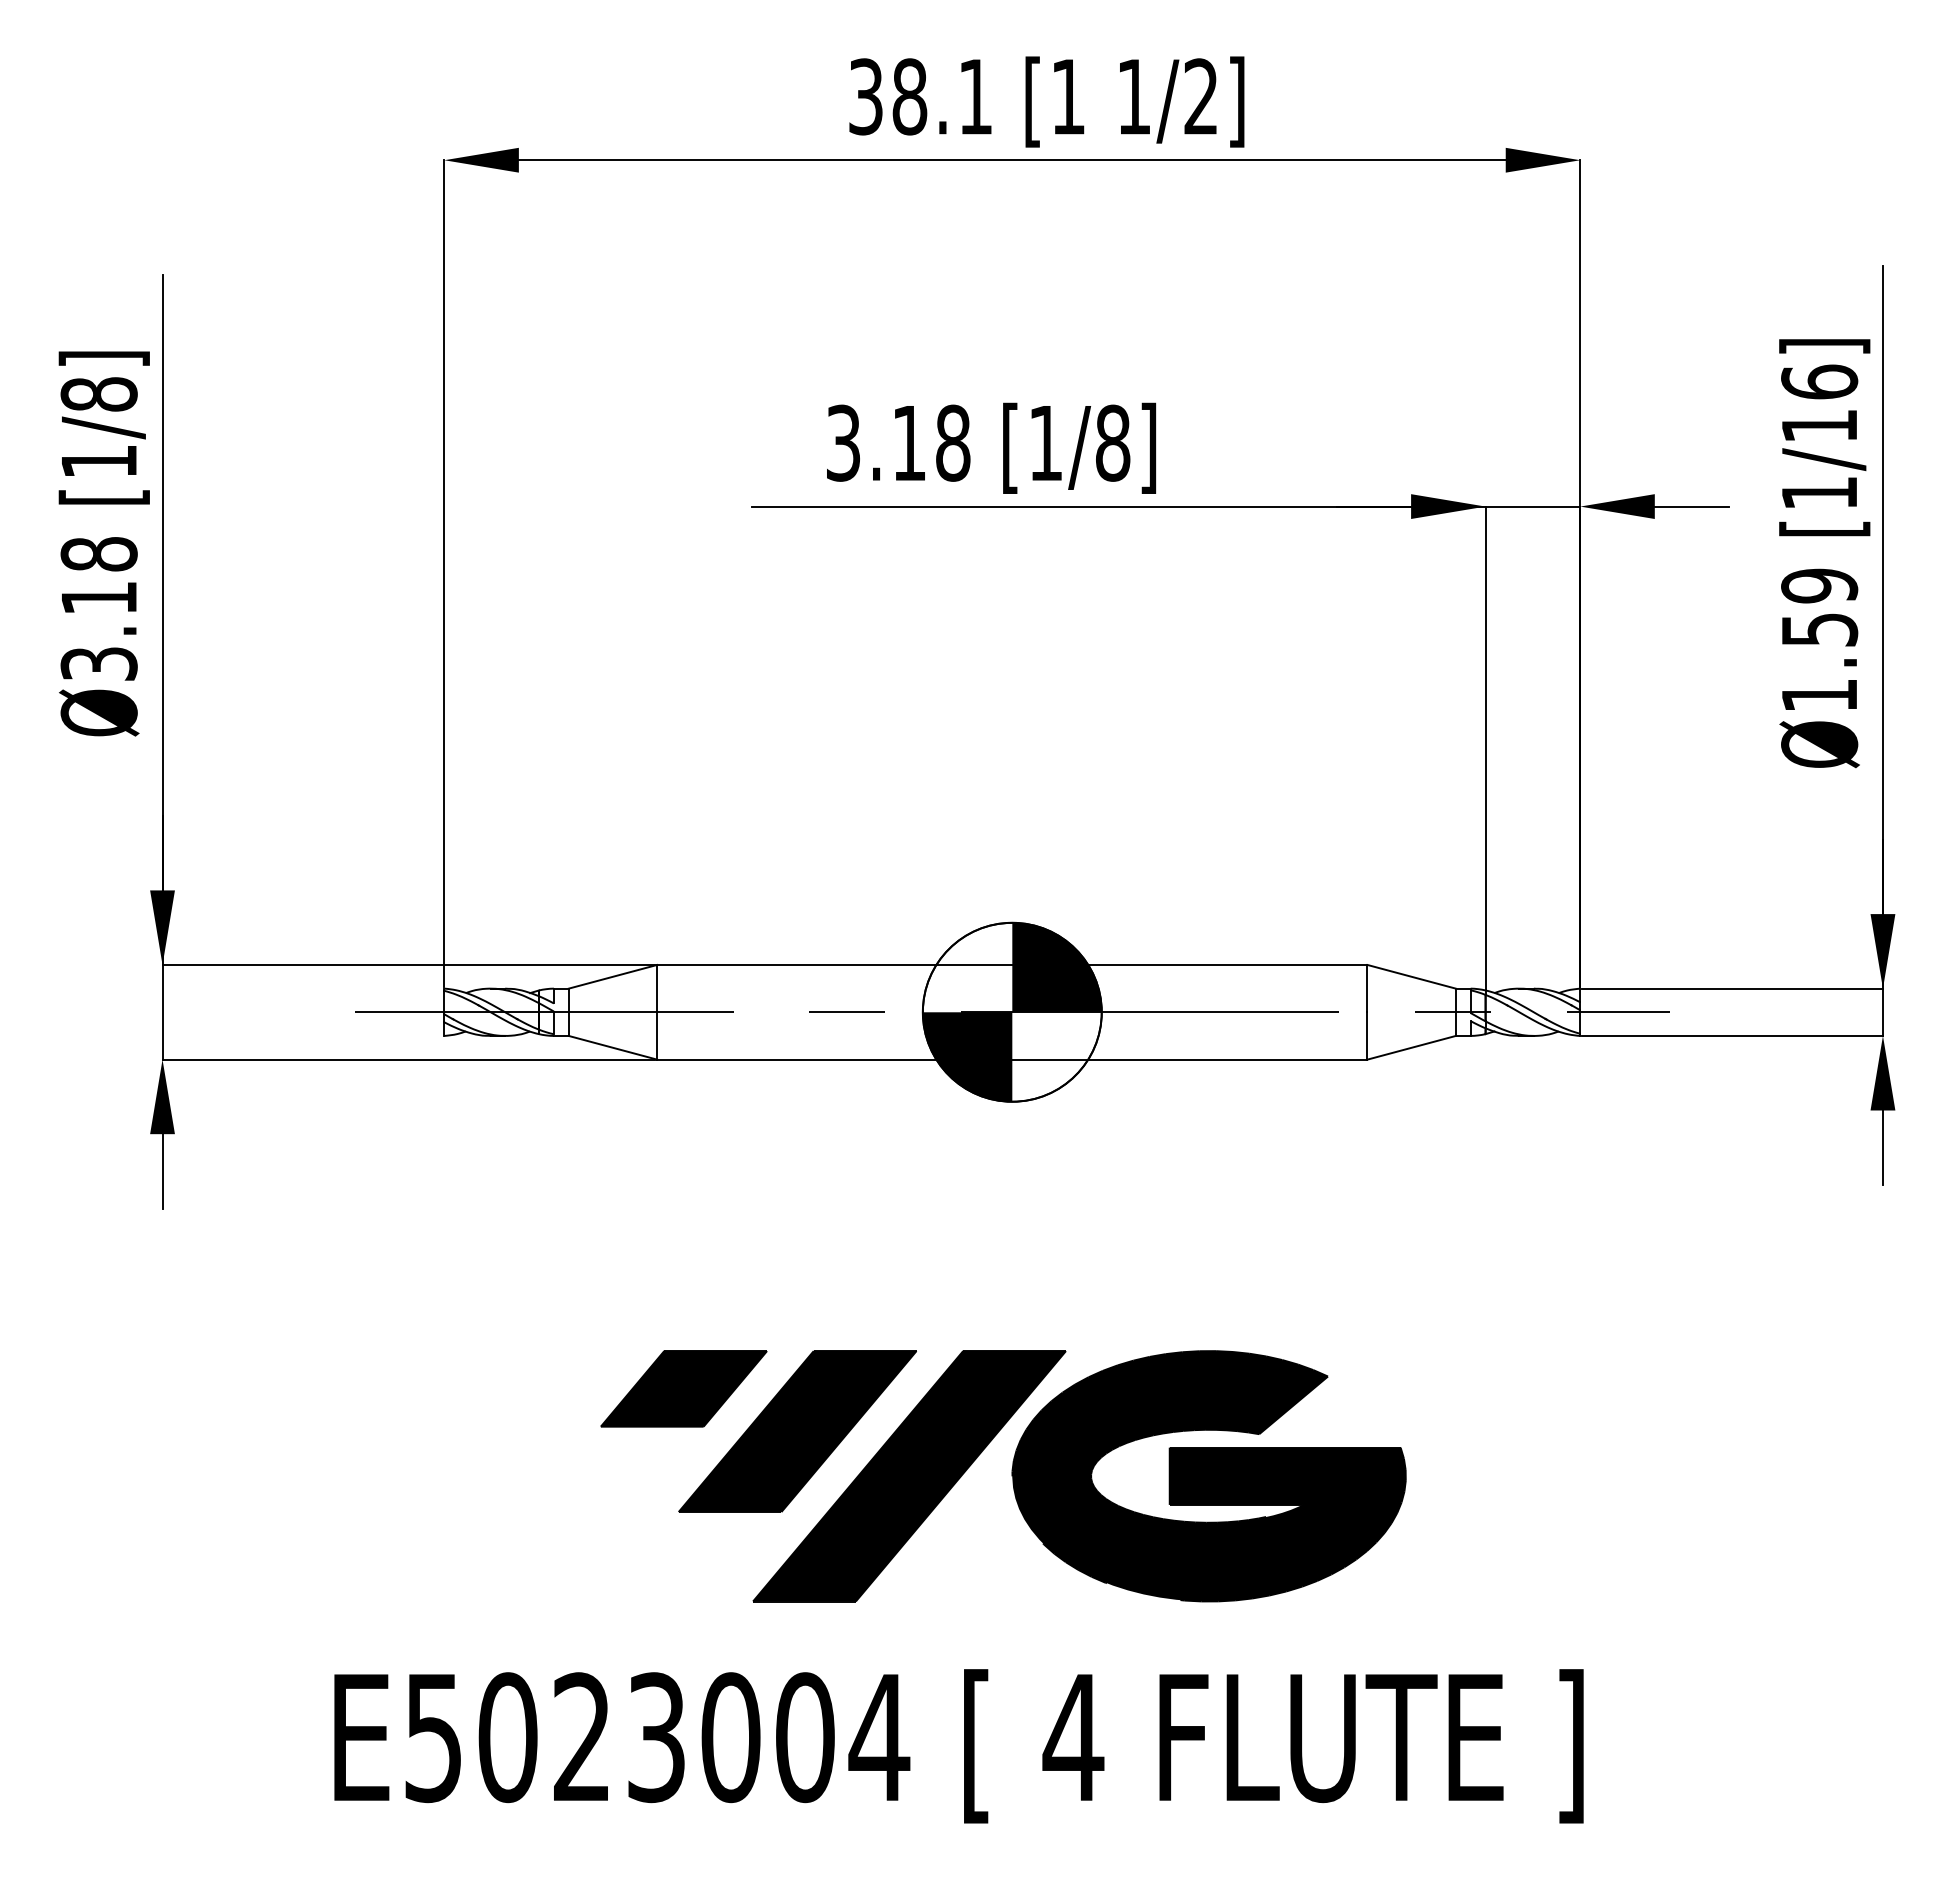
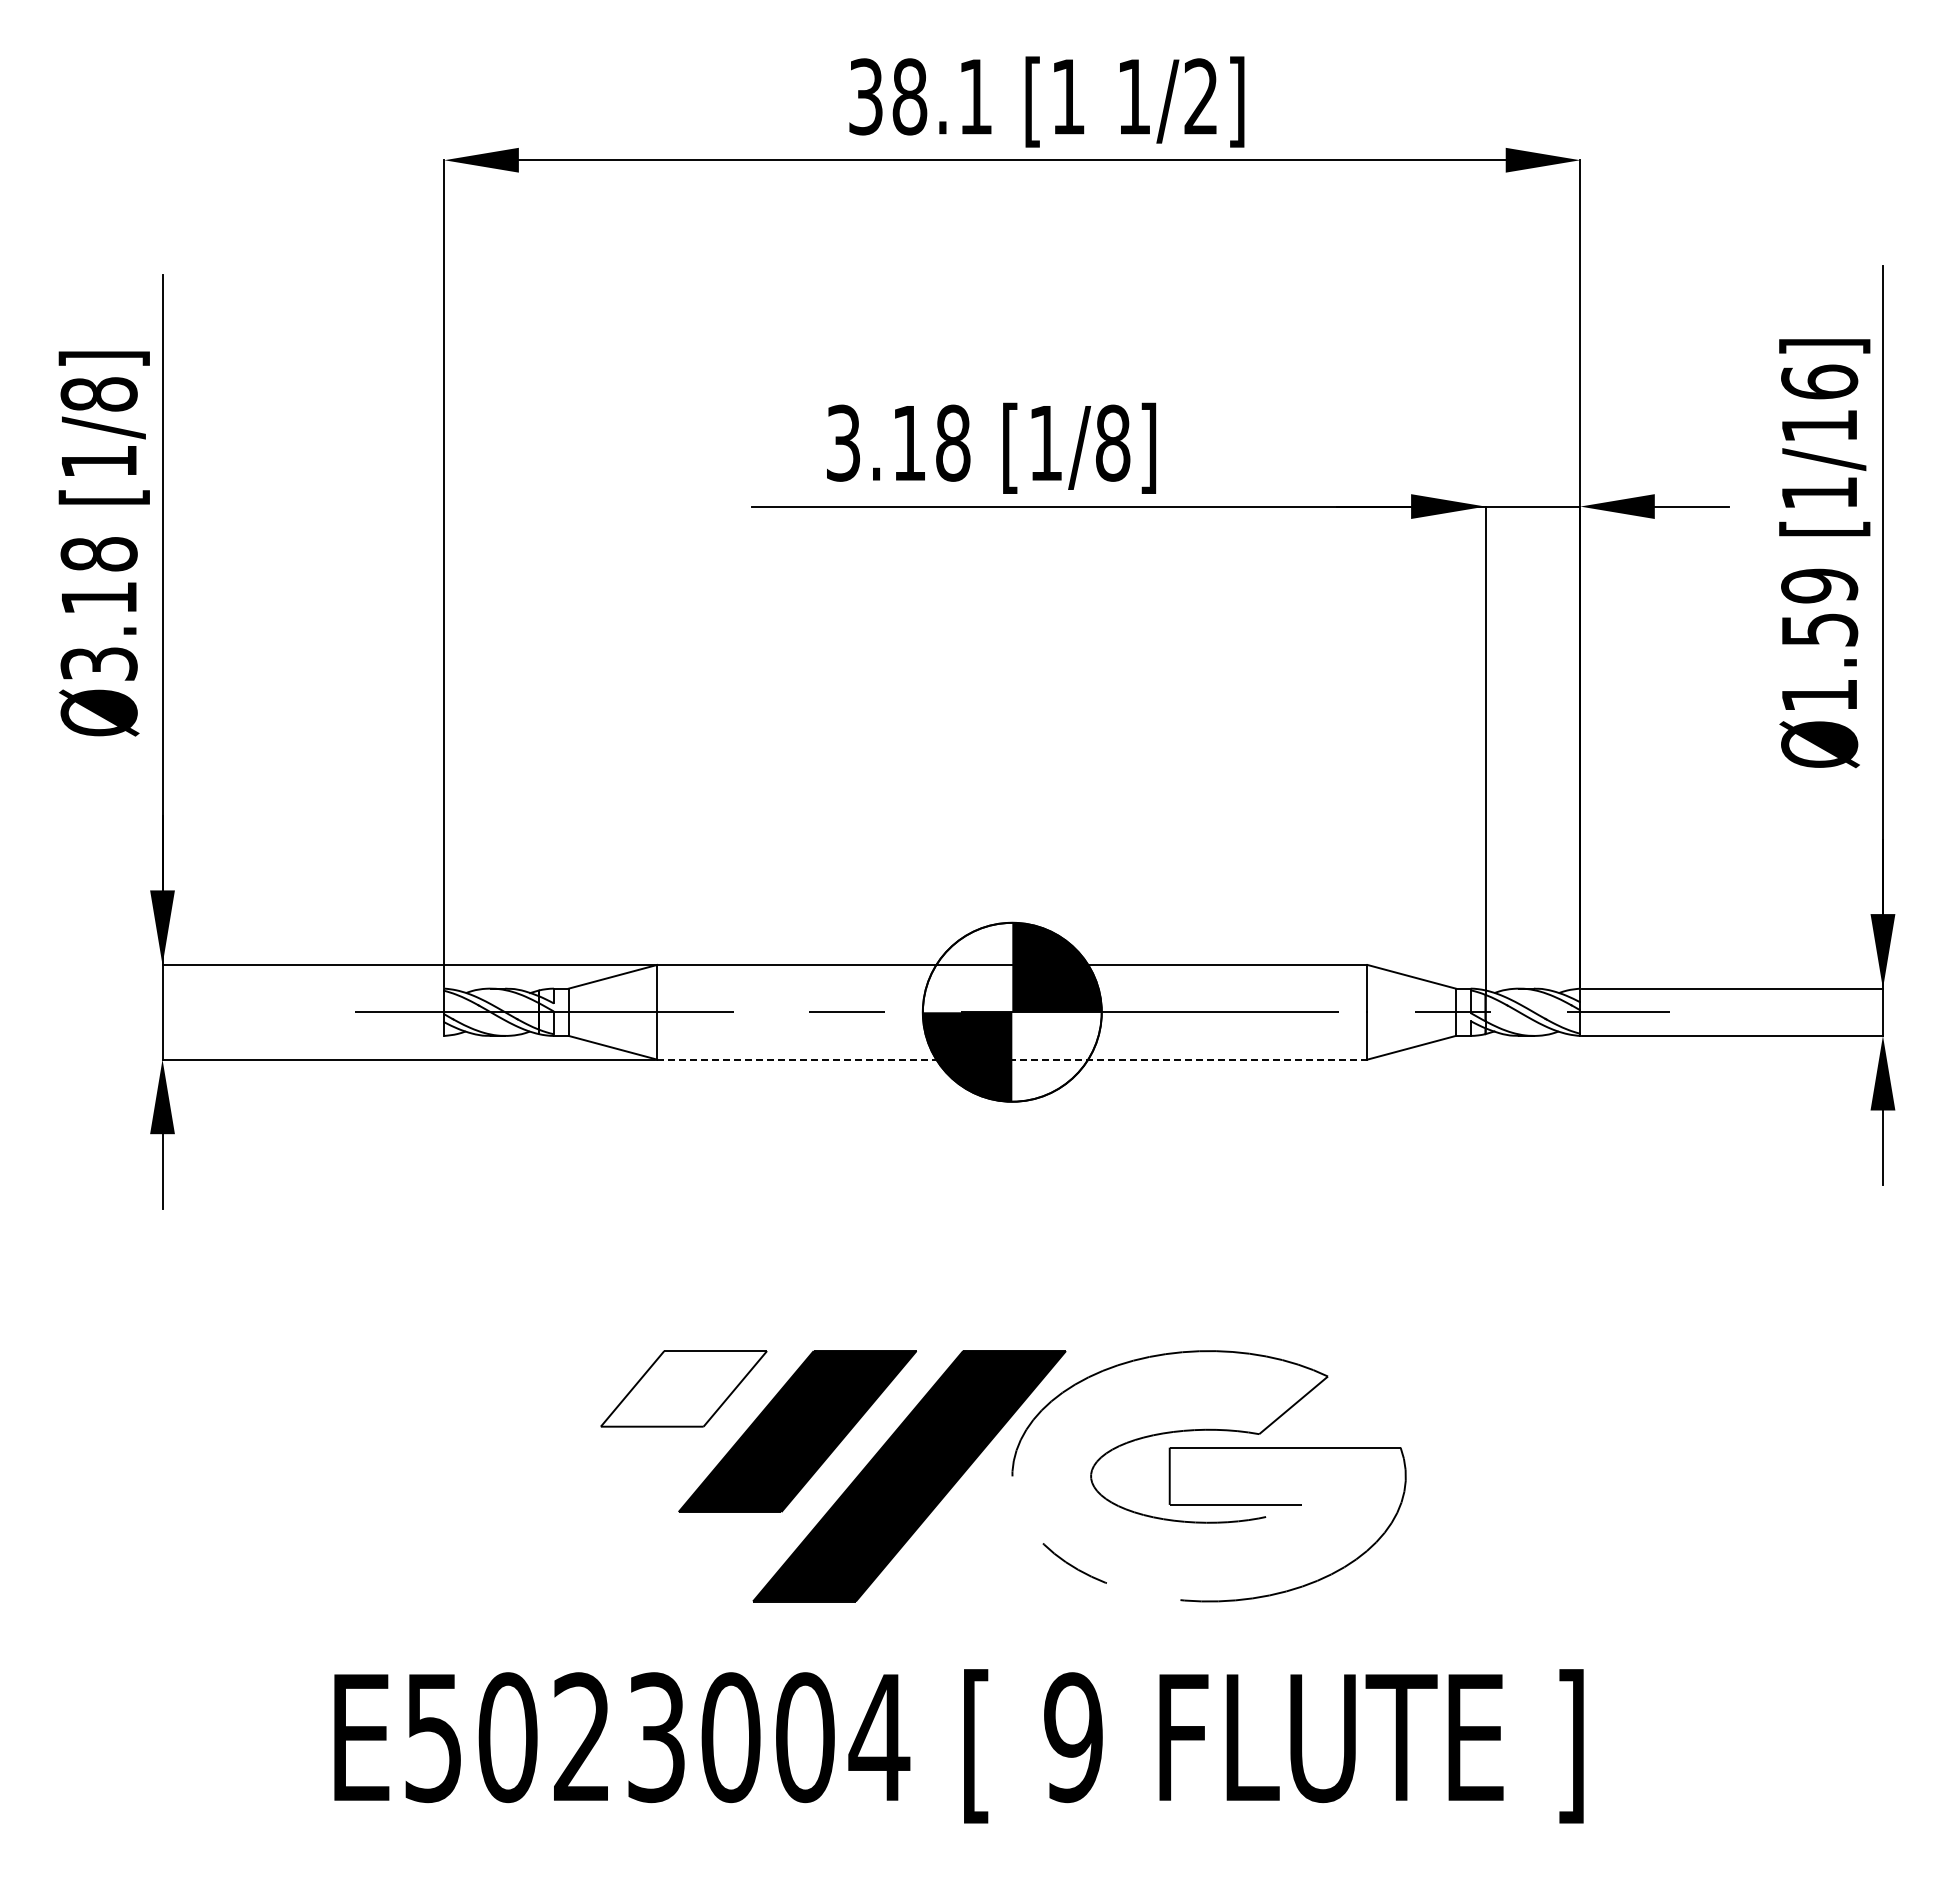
line: solid -> dashed (1012, 1059)
fill: present -> none (683, 1388)
fill: present -> none (1208, 1476)
text: 4 -> 9 (1073, 1737)
